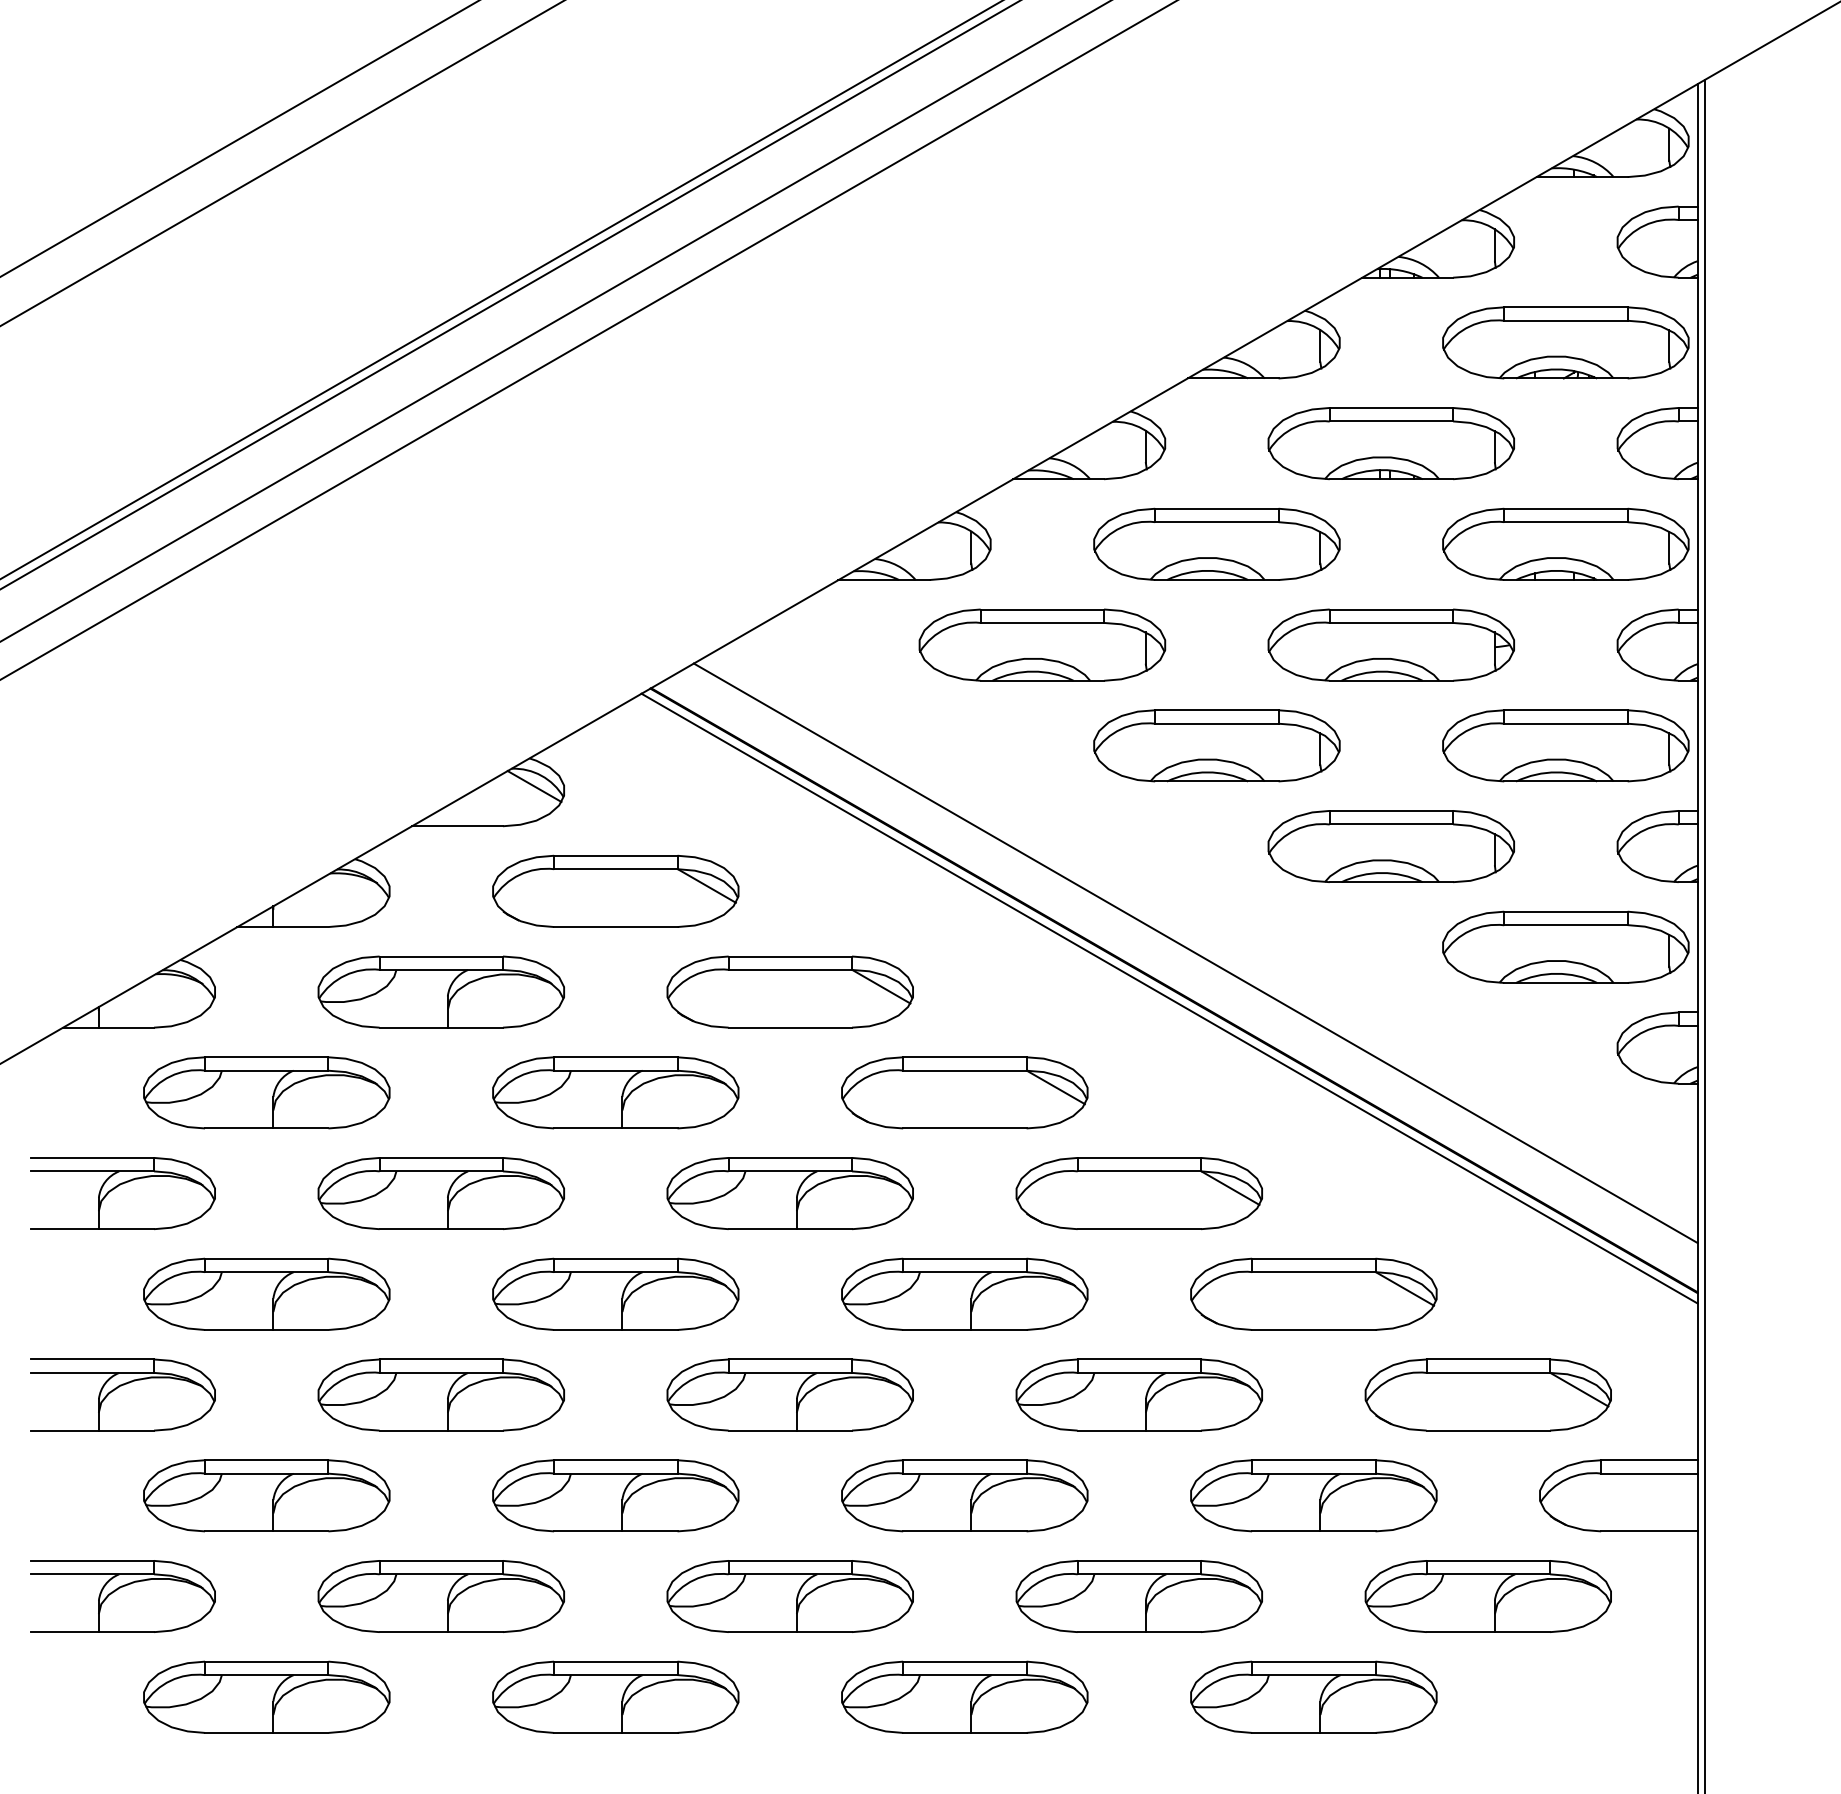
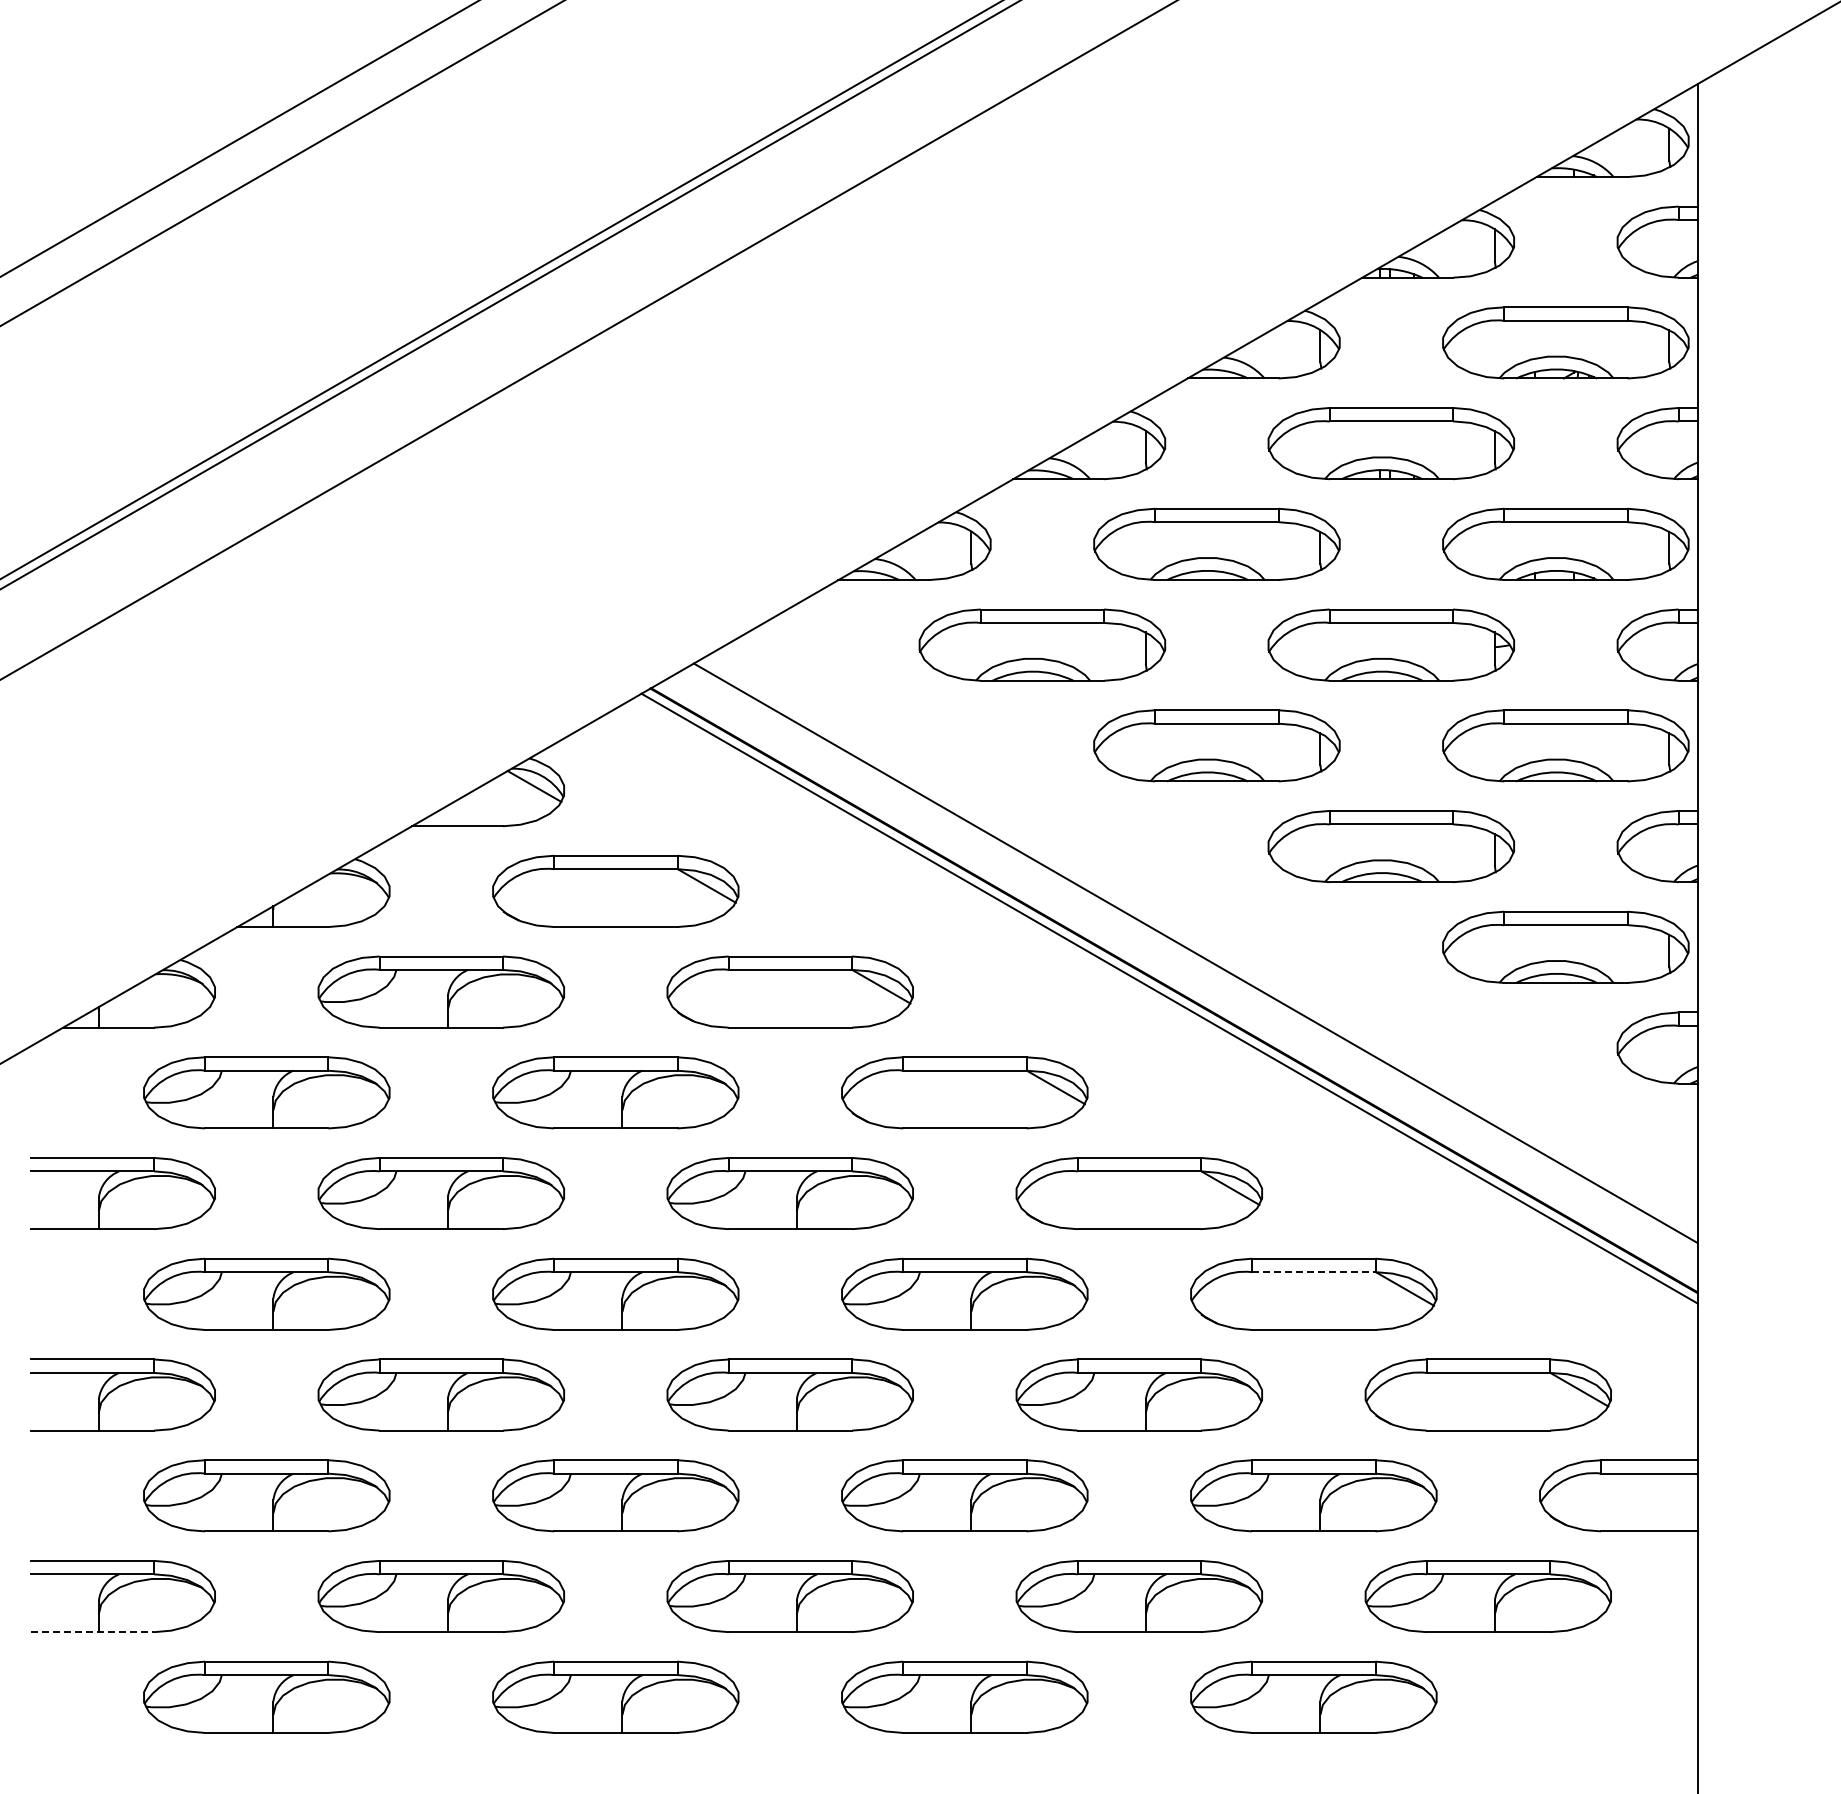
line: present -> none (555, 321)
line: present -> none (1704, 935)
line: solid -> dashed (1313, 1272)
line: solid -> dashed (92, 1632)
